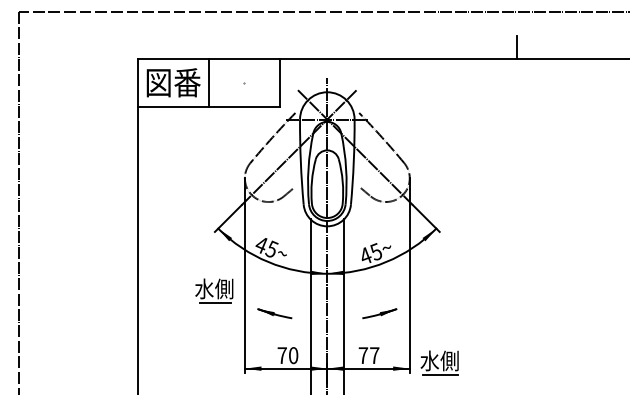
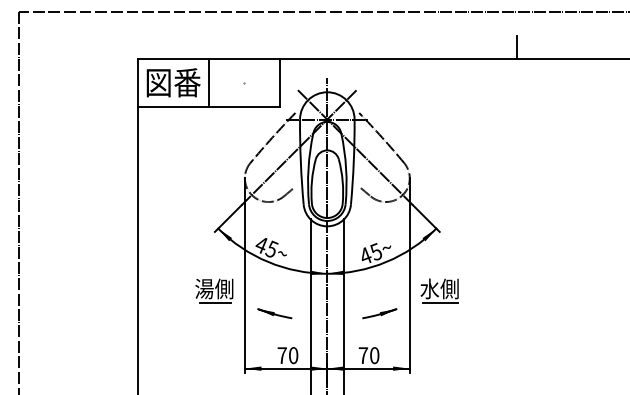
text: 水側 -> 湯側 (204, 288)
text: 77 -> 70 (374, 355)
part position: (439, 362) -> (439, 290) (439, 290)
